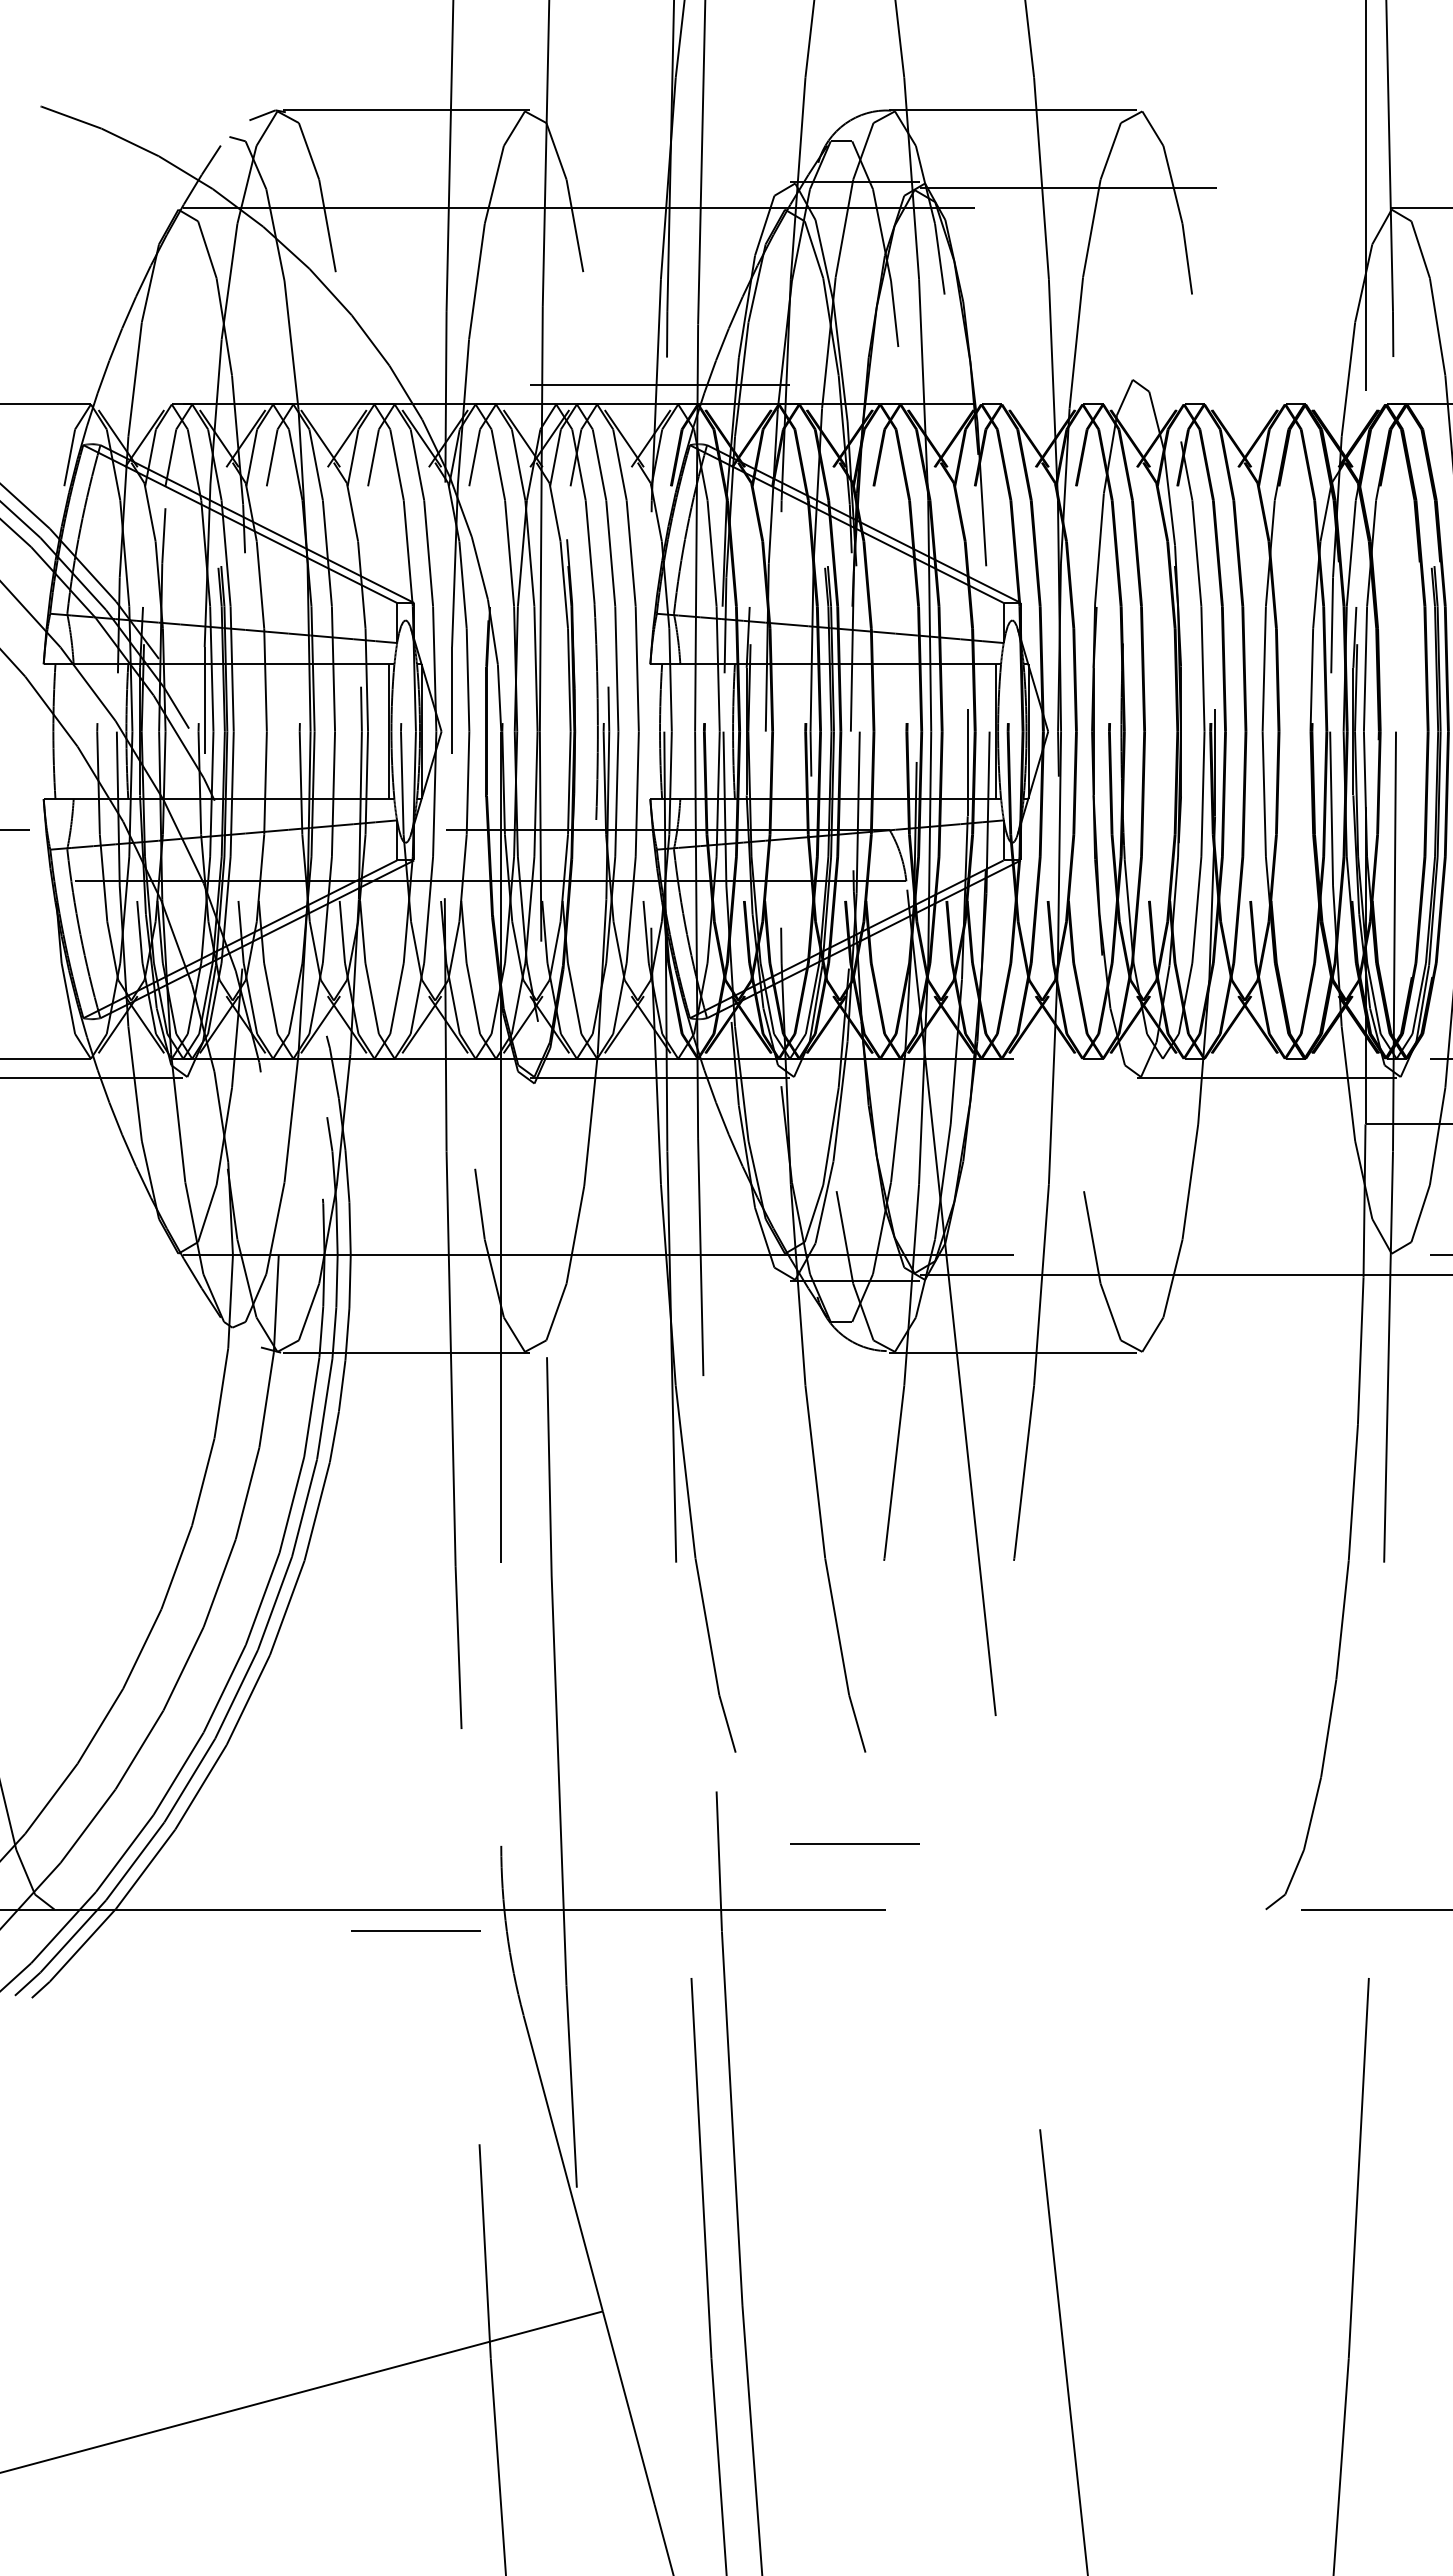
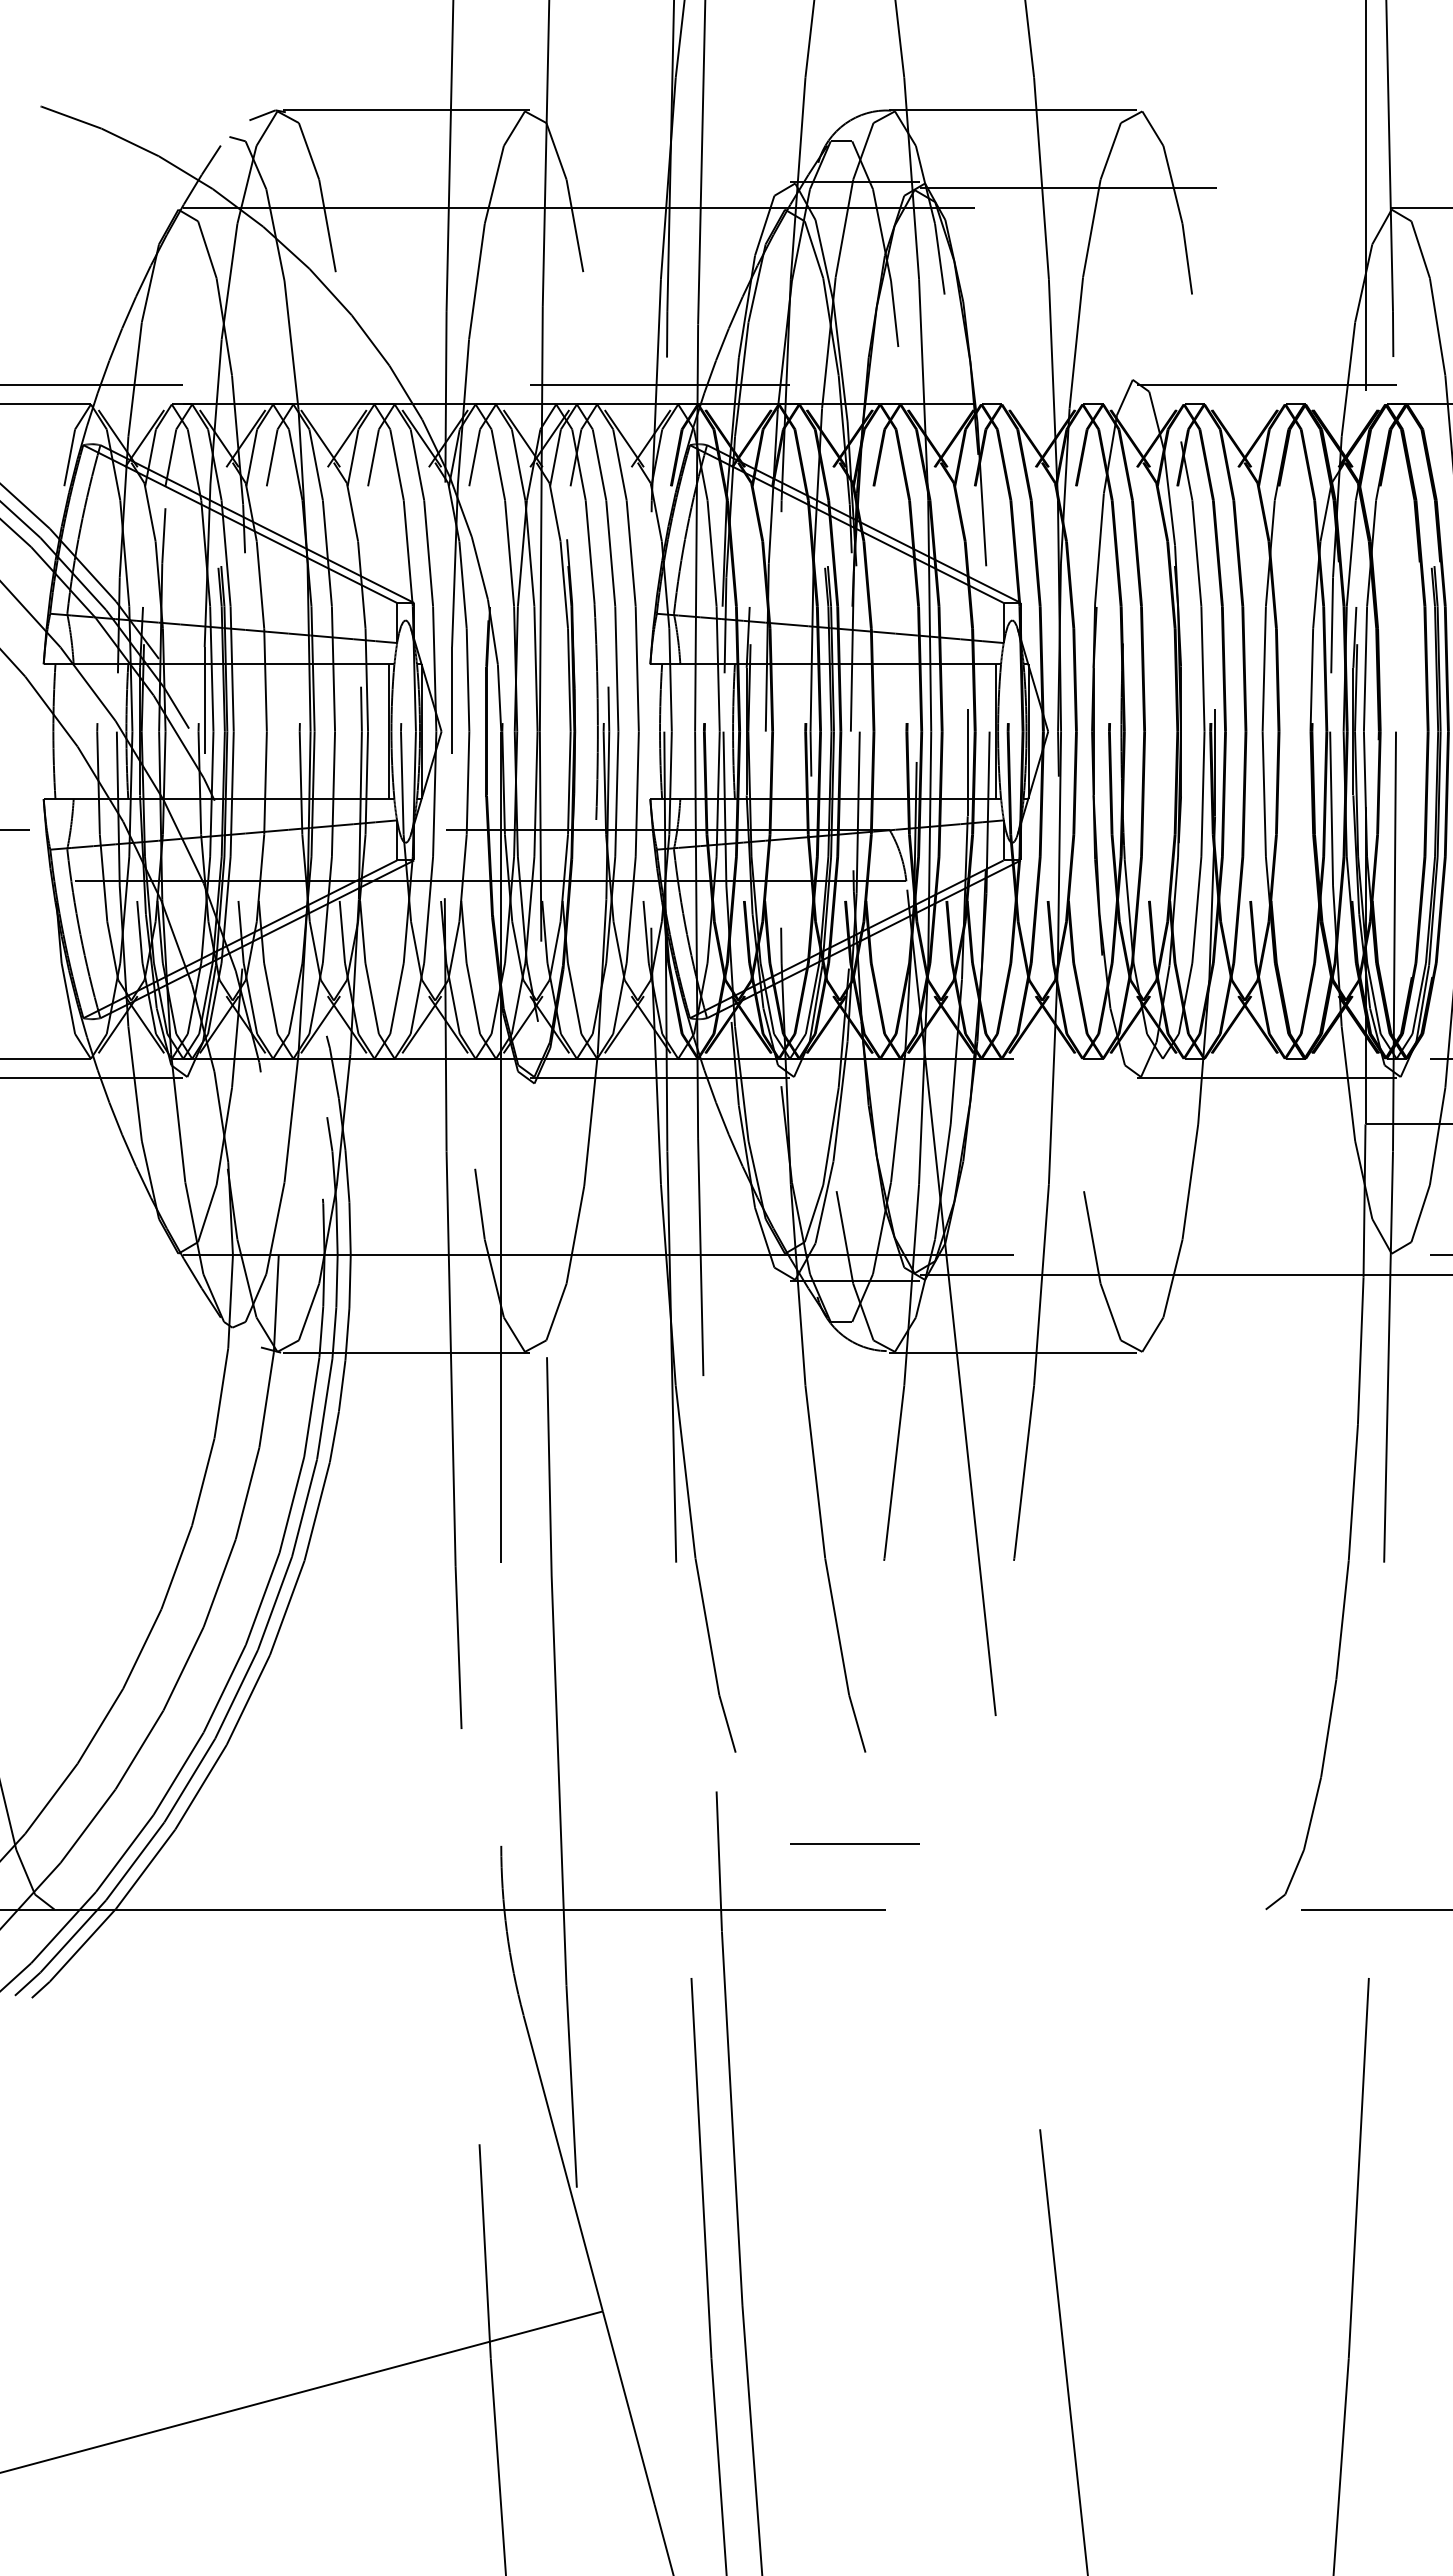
line: none -> present (92, 384)
line: none -> present (1266, 384)
line: present -> none (415, 1930)
